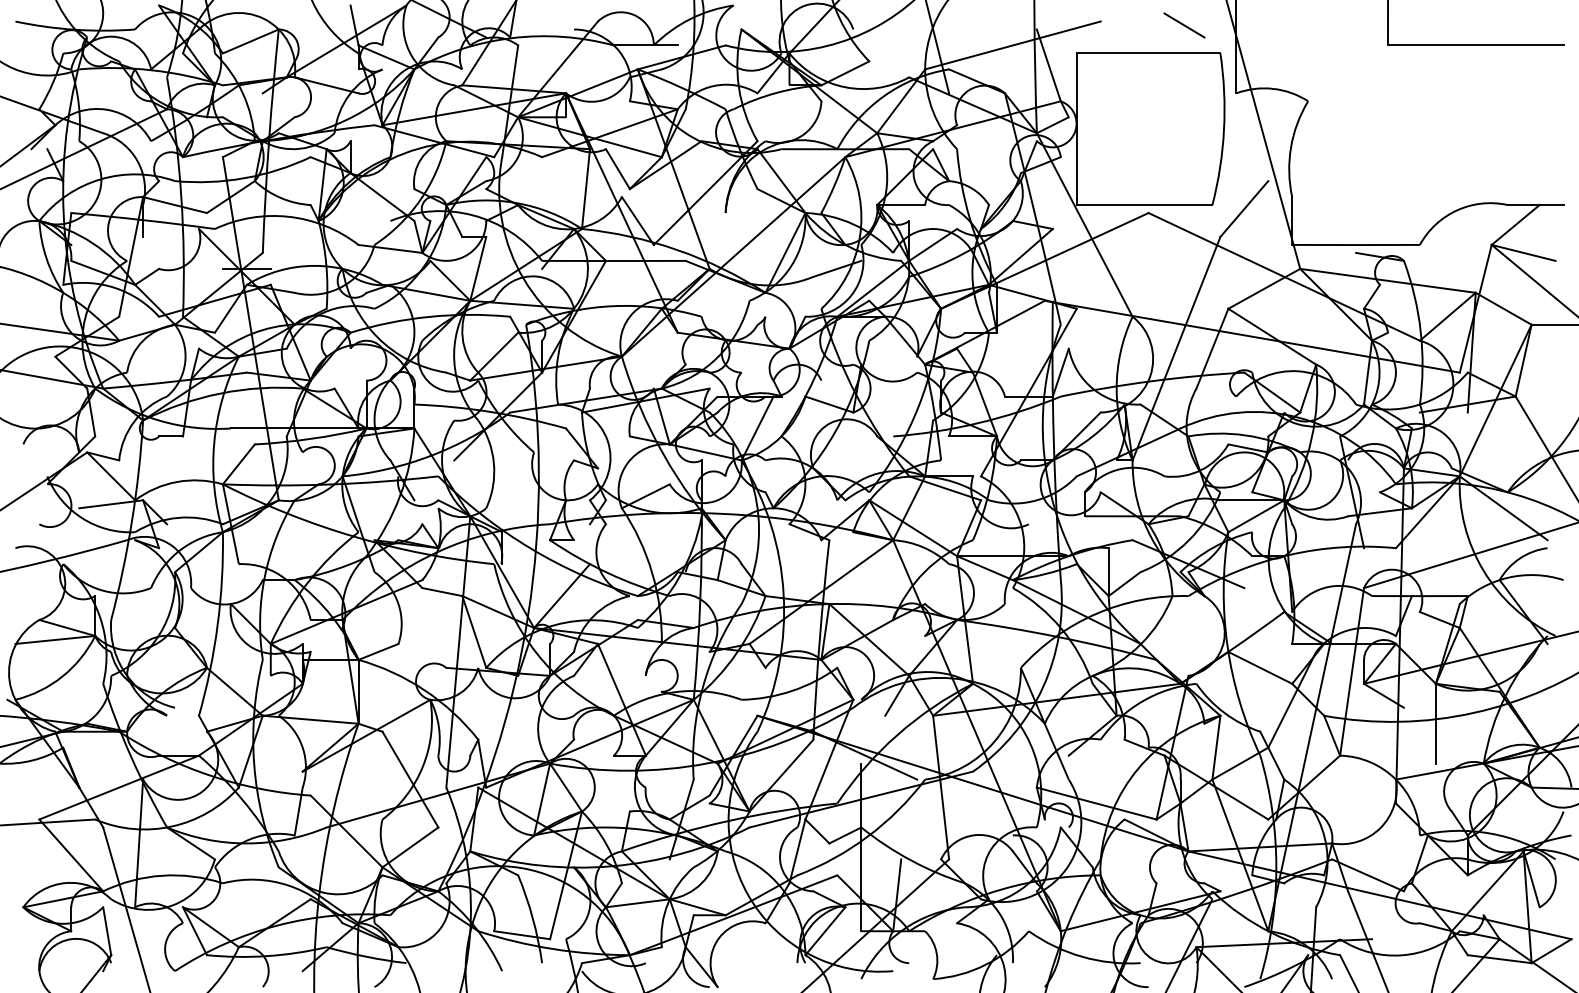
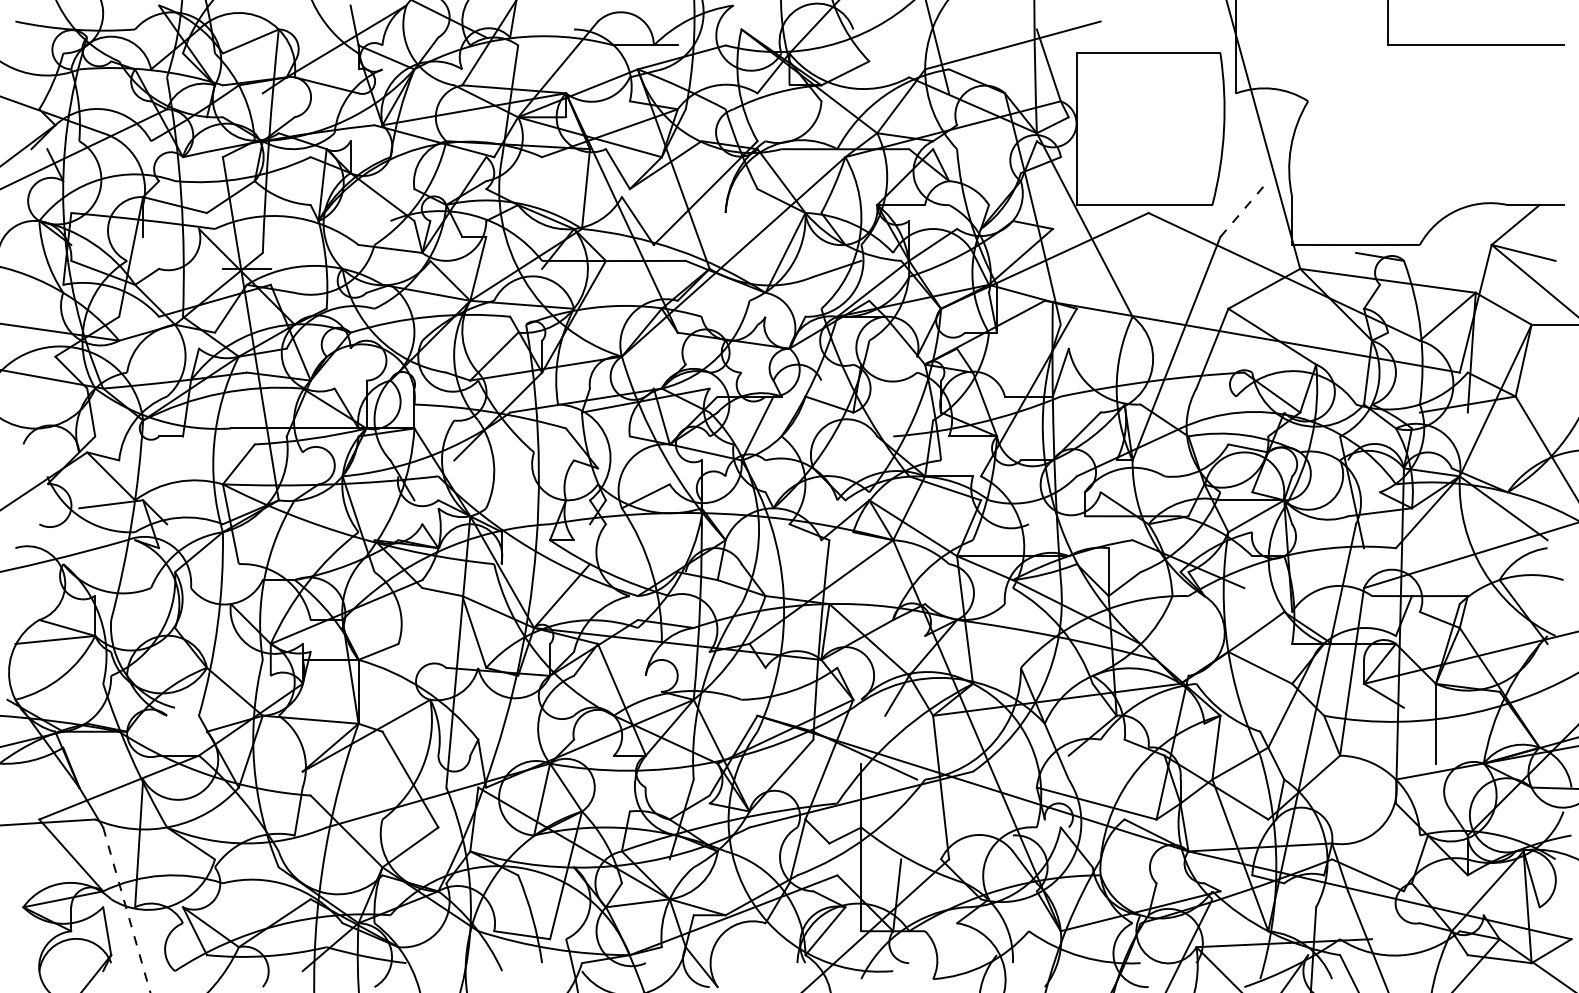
line: present -> none (1184, 25)
line: solid -> dashed (1244, 209)
line: solid -> dashed (126, 909)
